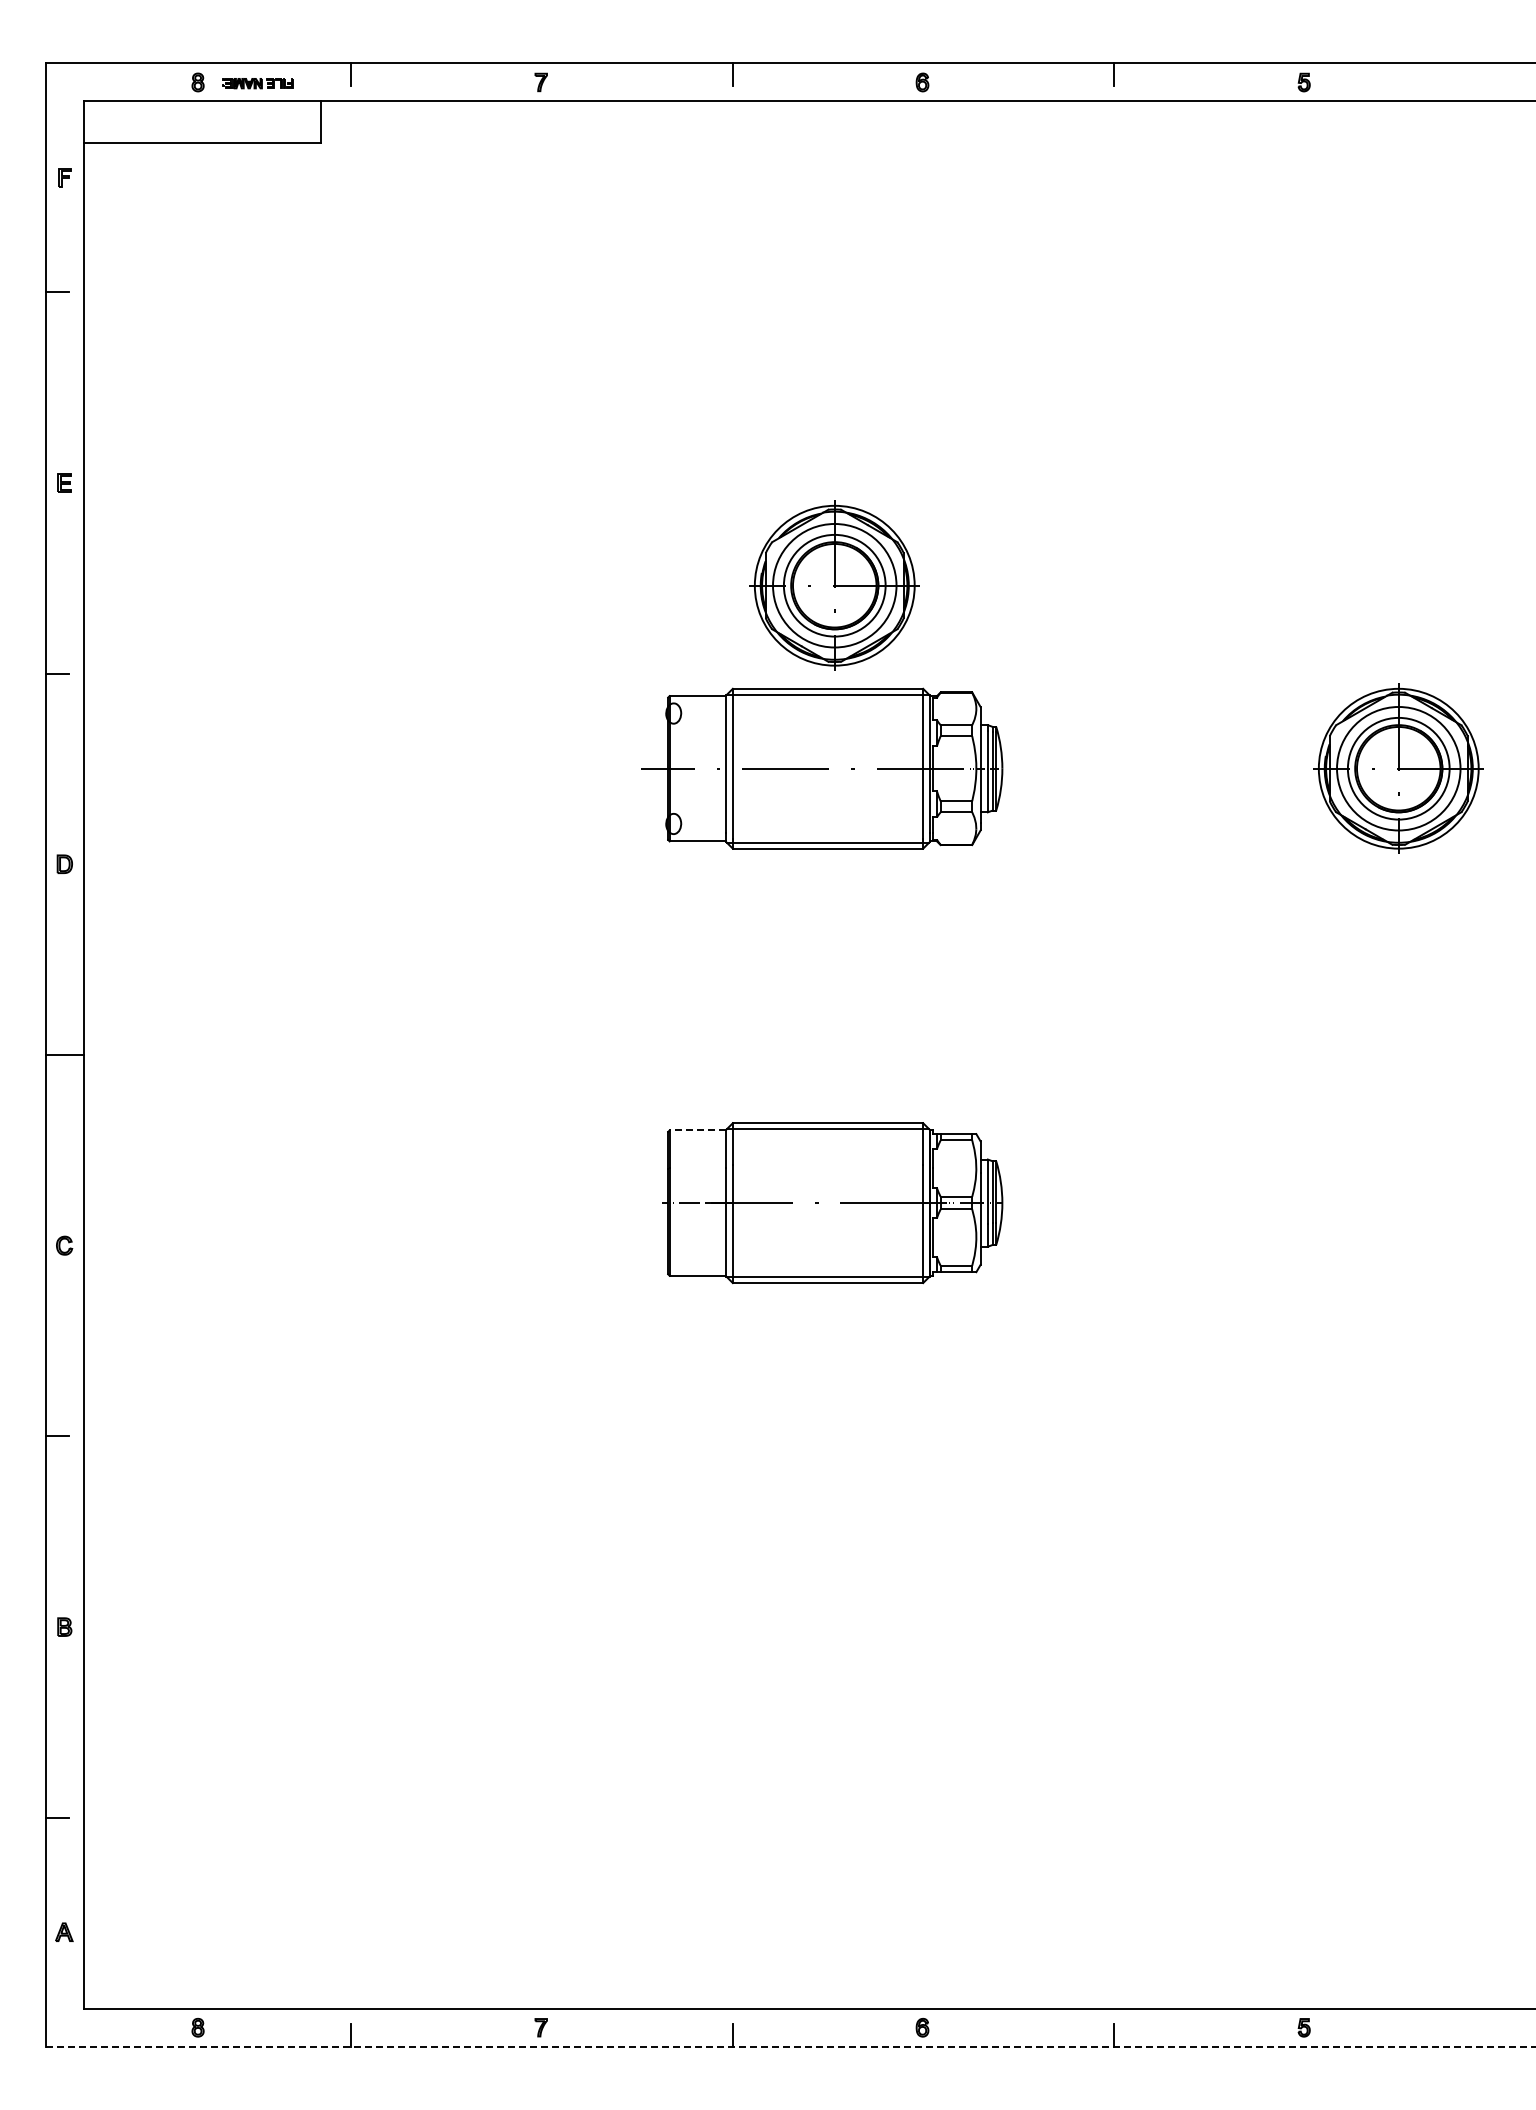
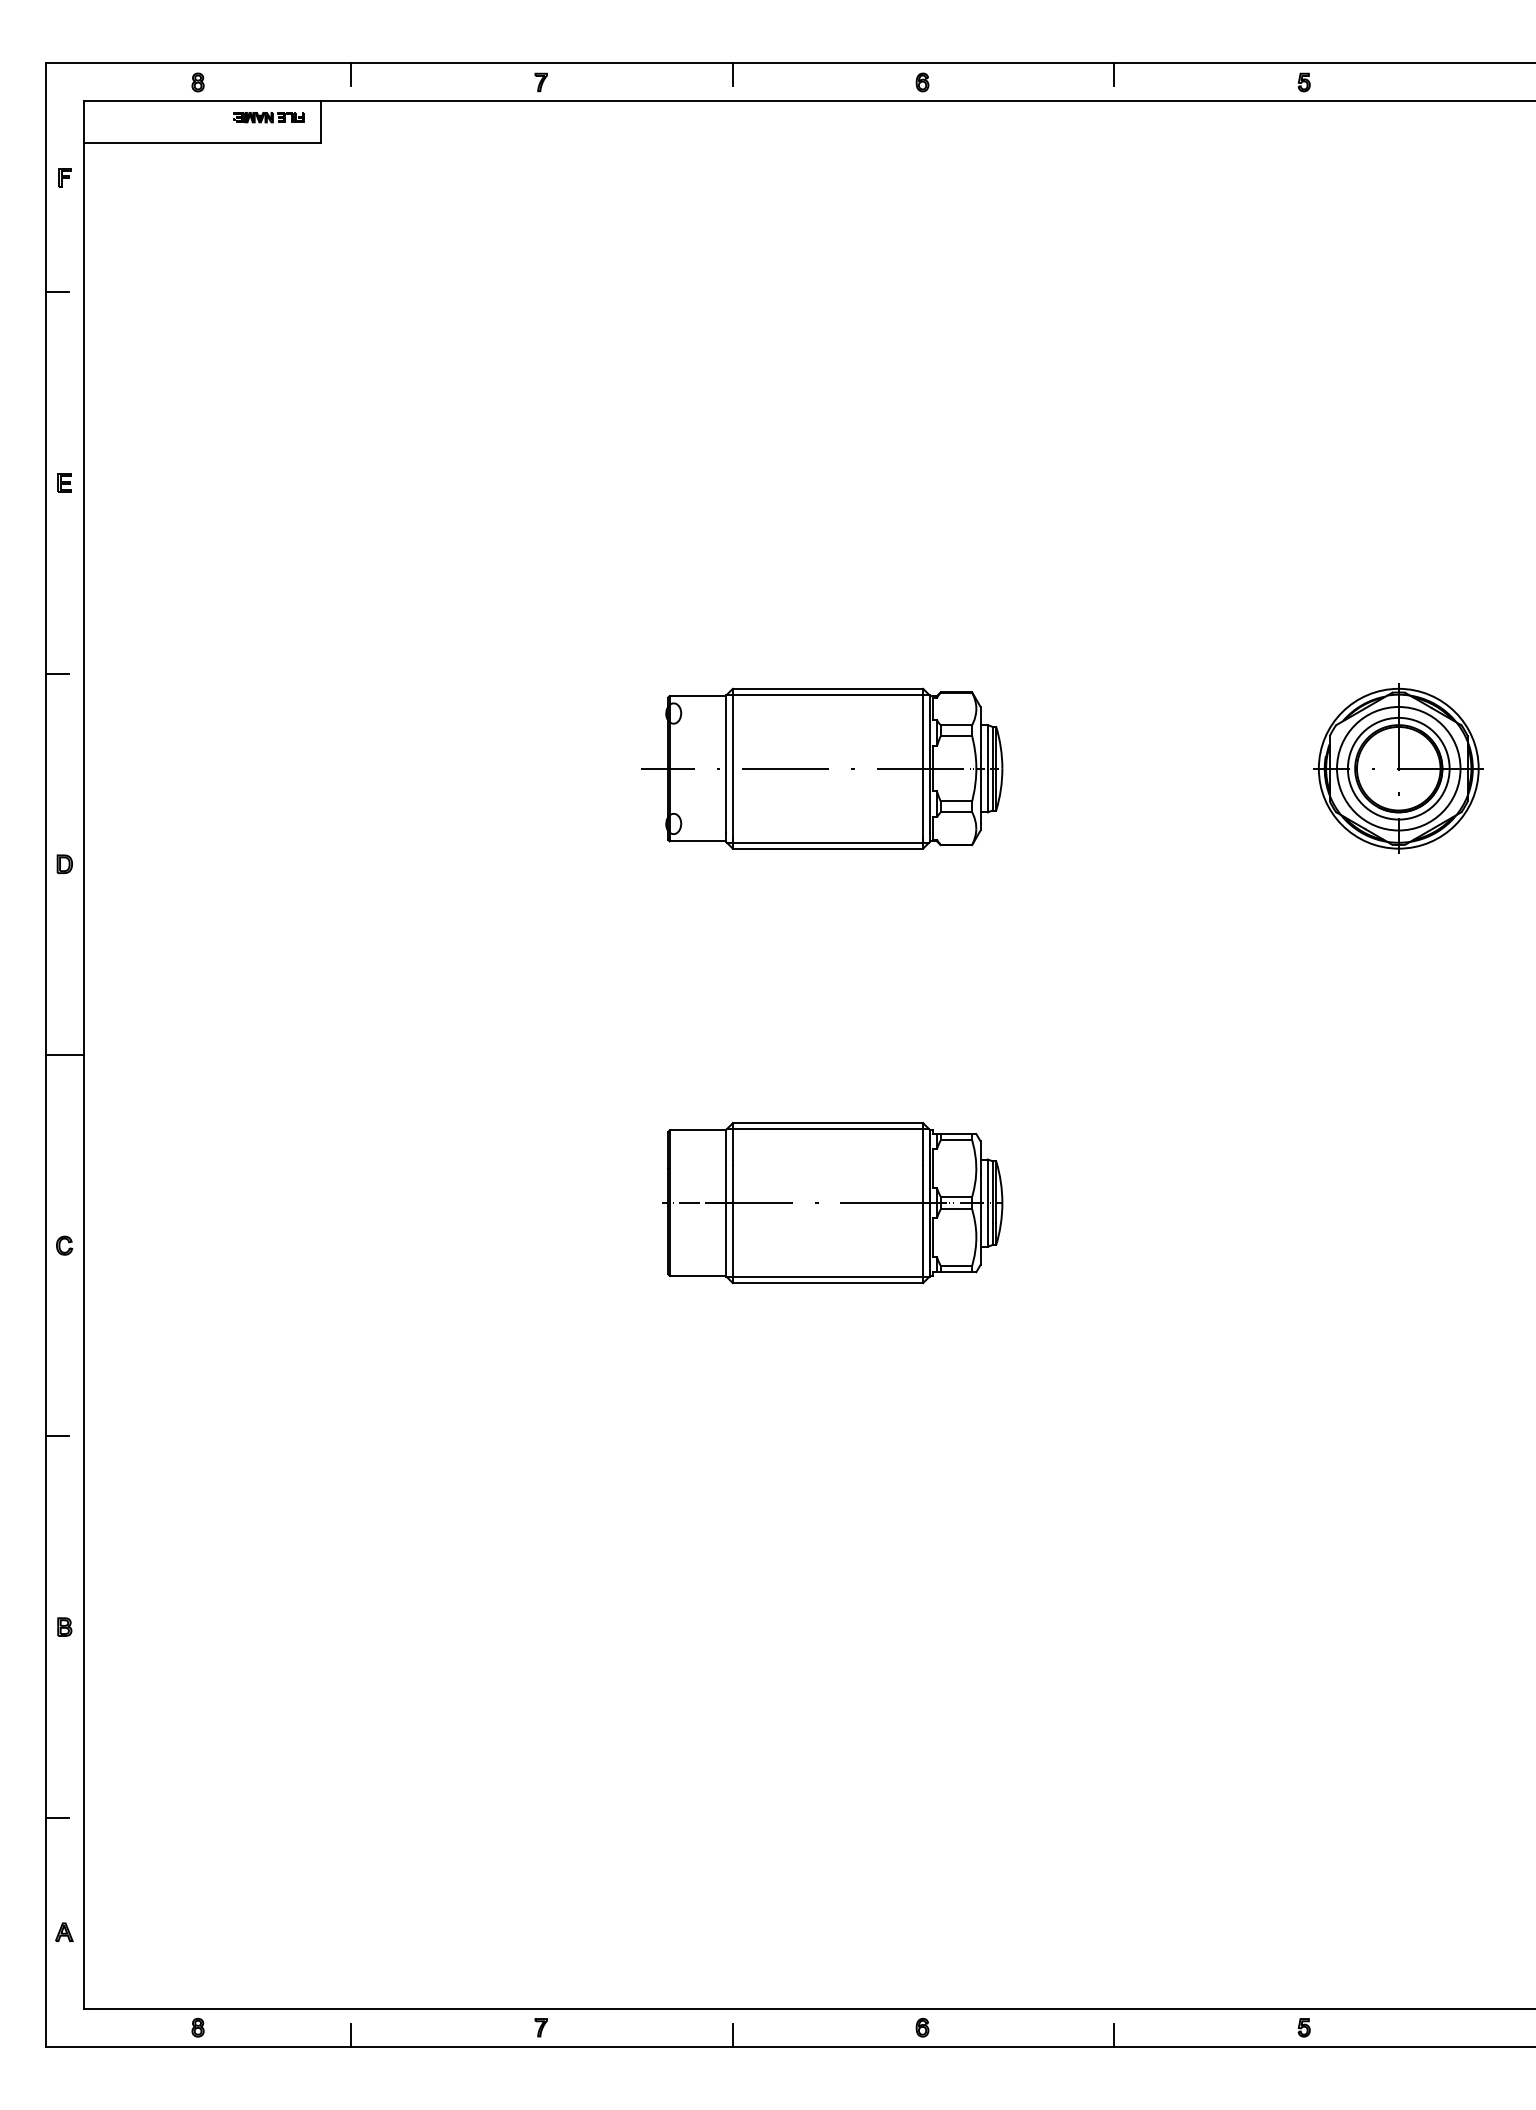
part position: (257, 83) -> (268, 117) (268, 117)
part: present -> none (834, 585)
line: dashed -> solid (697, 1130)
line: dashed -> solid (791, 2046)
